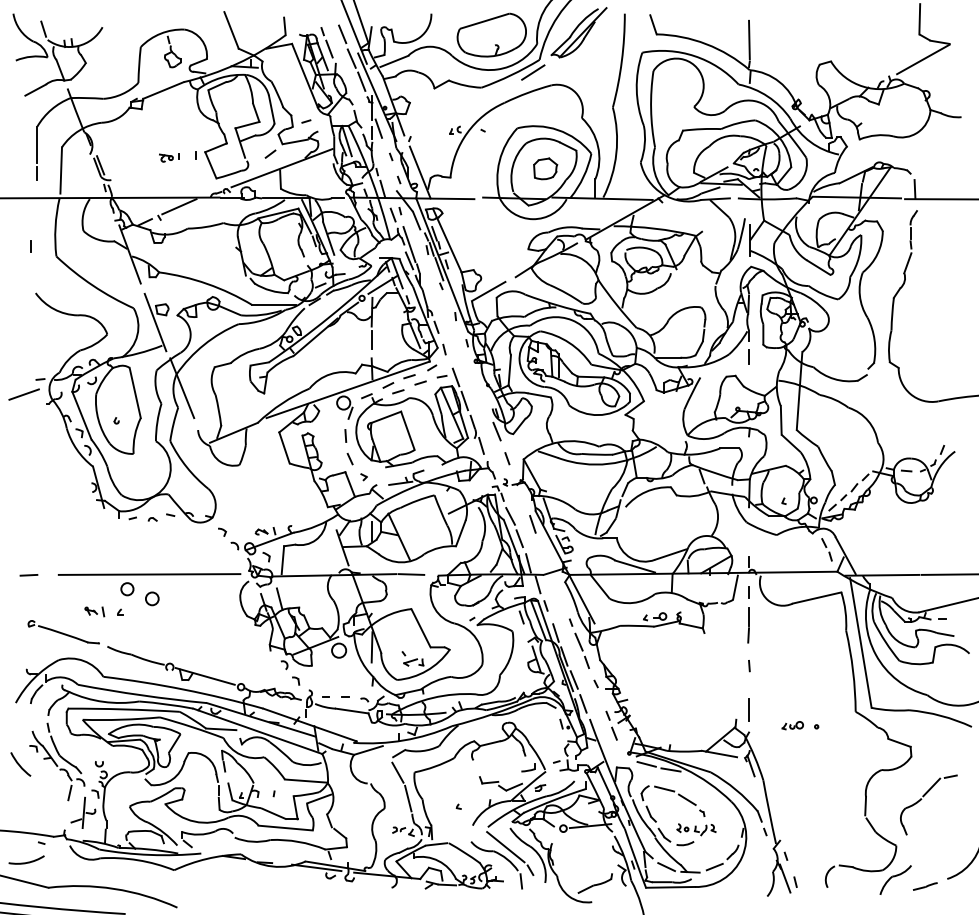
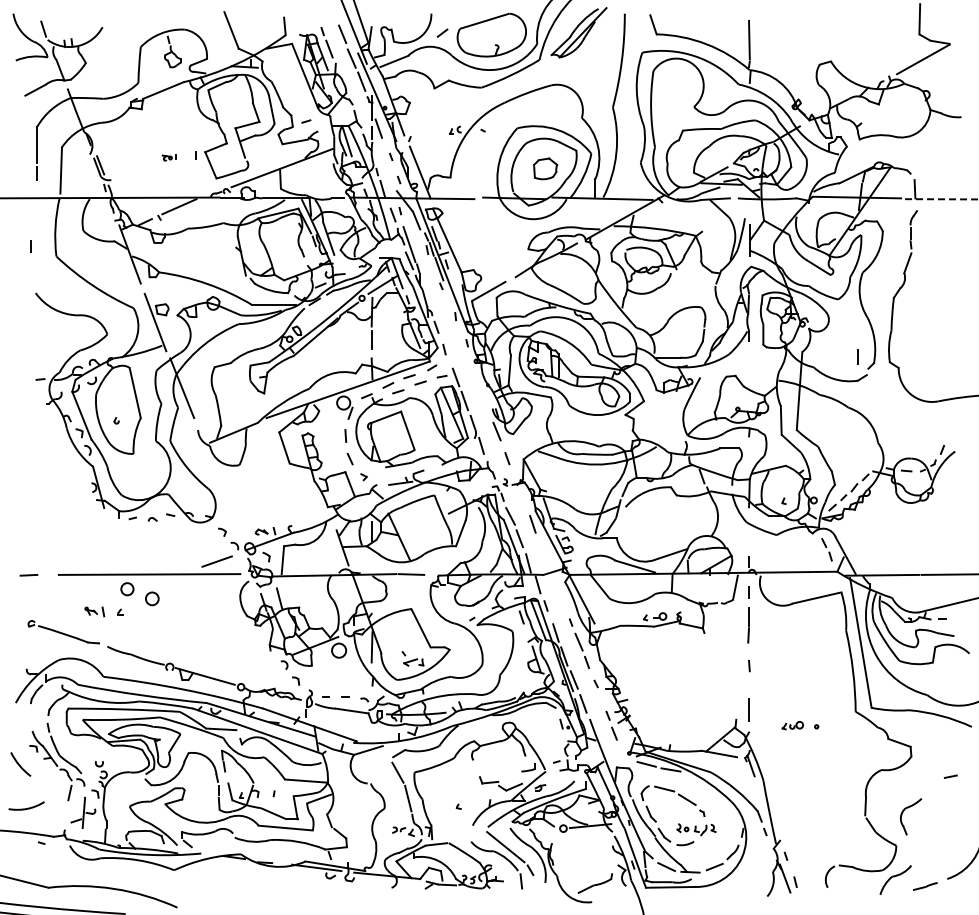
line: present -> none (533, 72)
line position: (270, 153) -> (442, 32) (442, 32)
part size: 21x10 px -> 16x8 px (168, 157)
line: solid -> dashed (942, 199)
line position: (748, 356) -> (857, 356) (857, 356)
line position: (23, 394) -> (216, 561) (216, 561)
line: present -> none (931, 787)
arc position: (27, 861) -> (27, 807) (27, 807)
